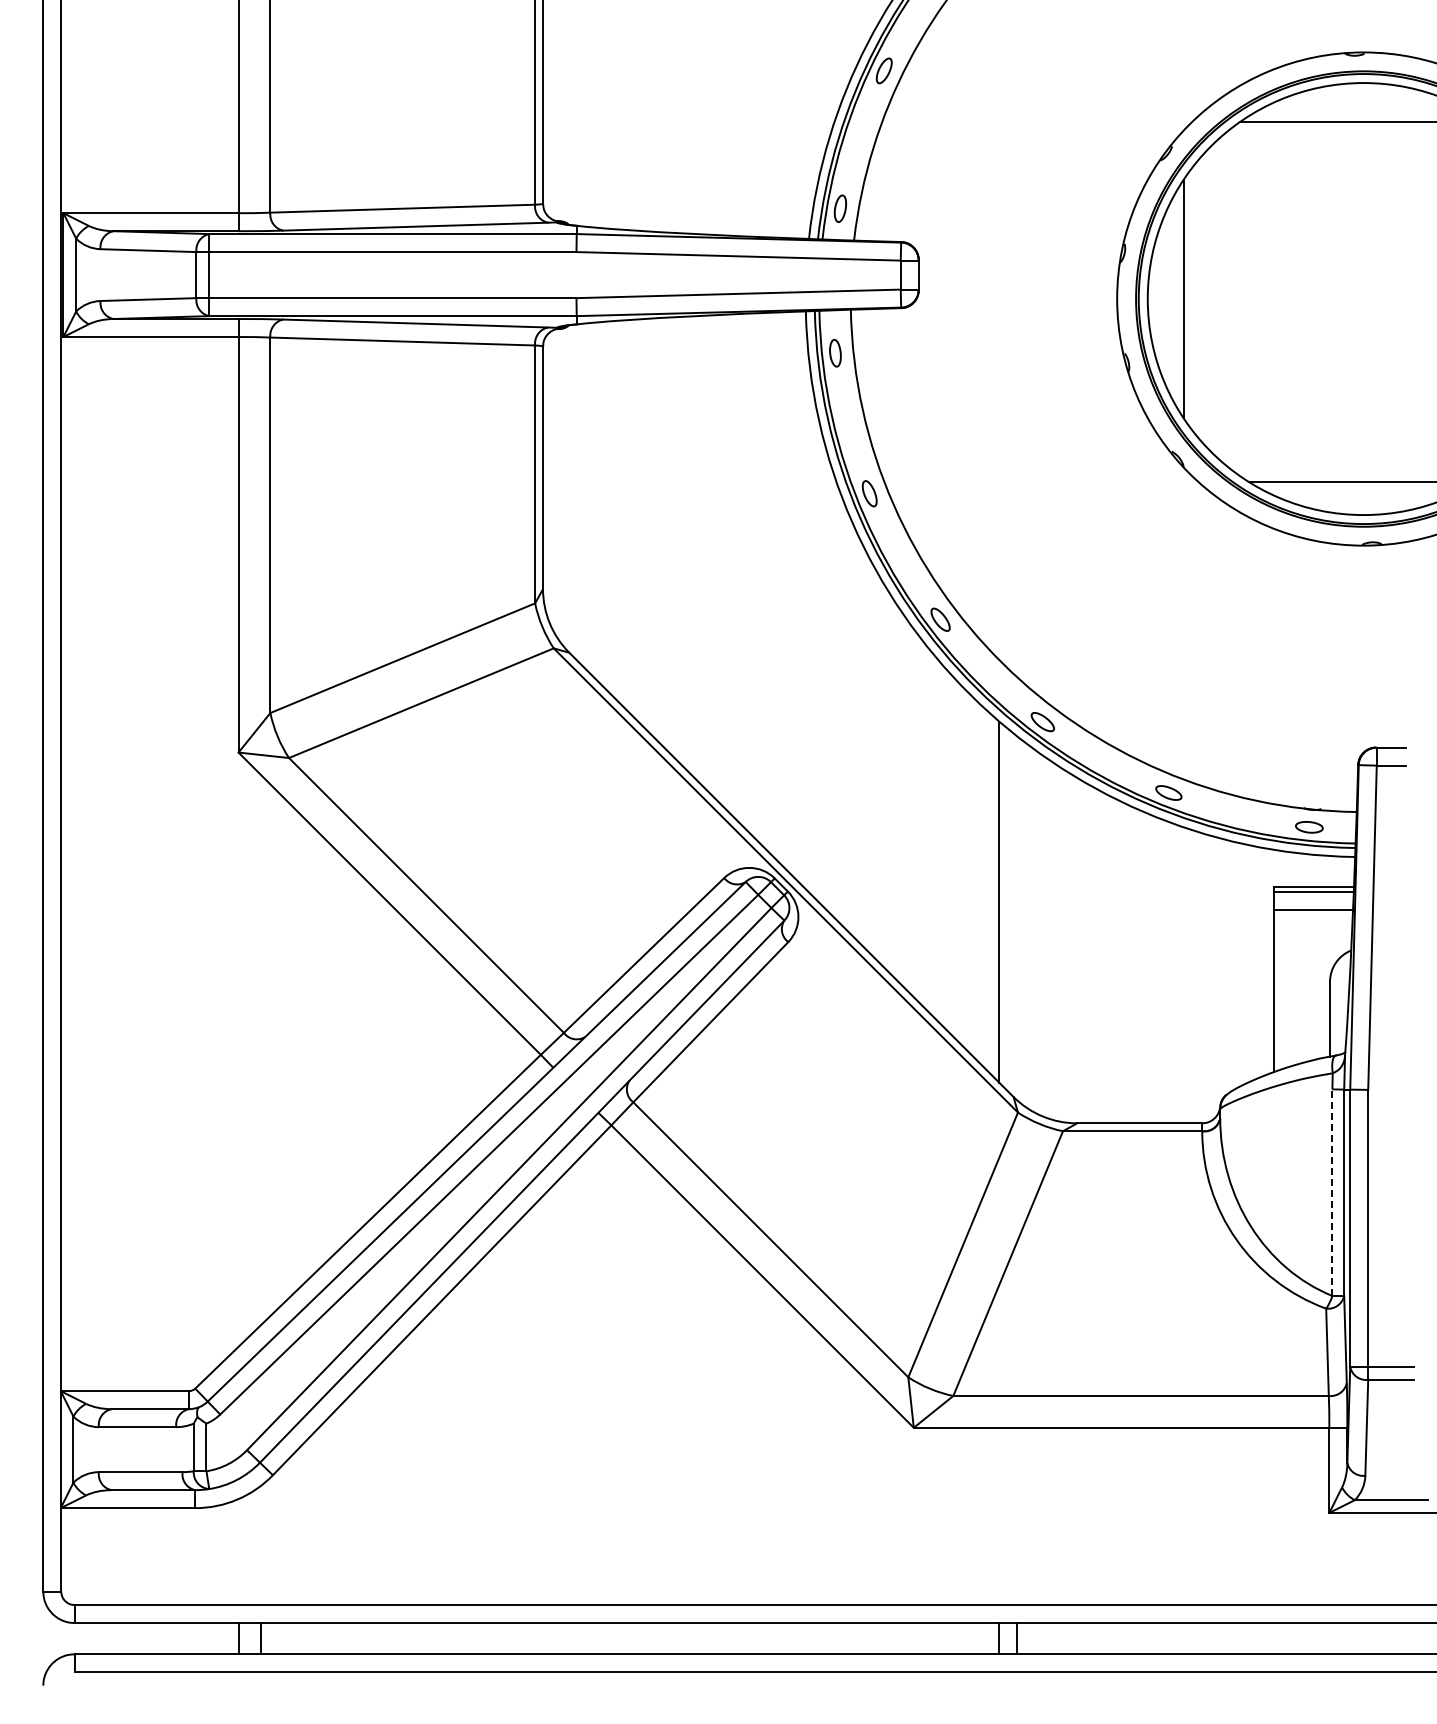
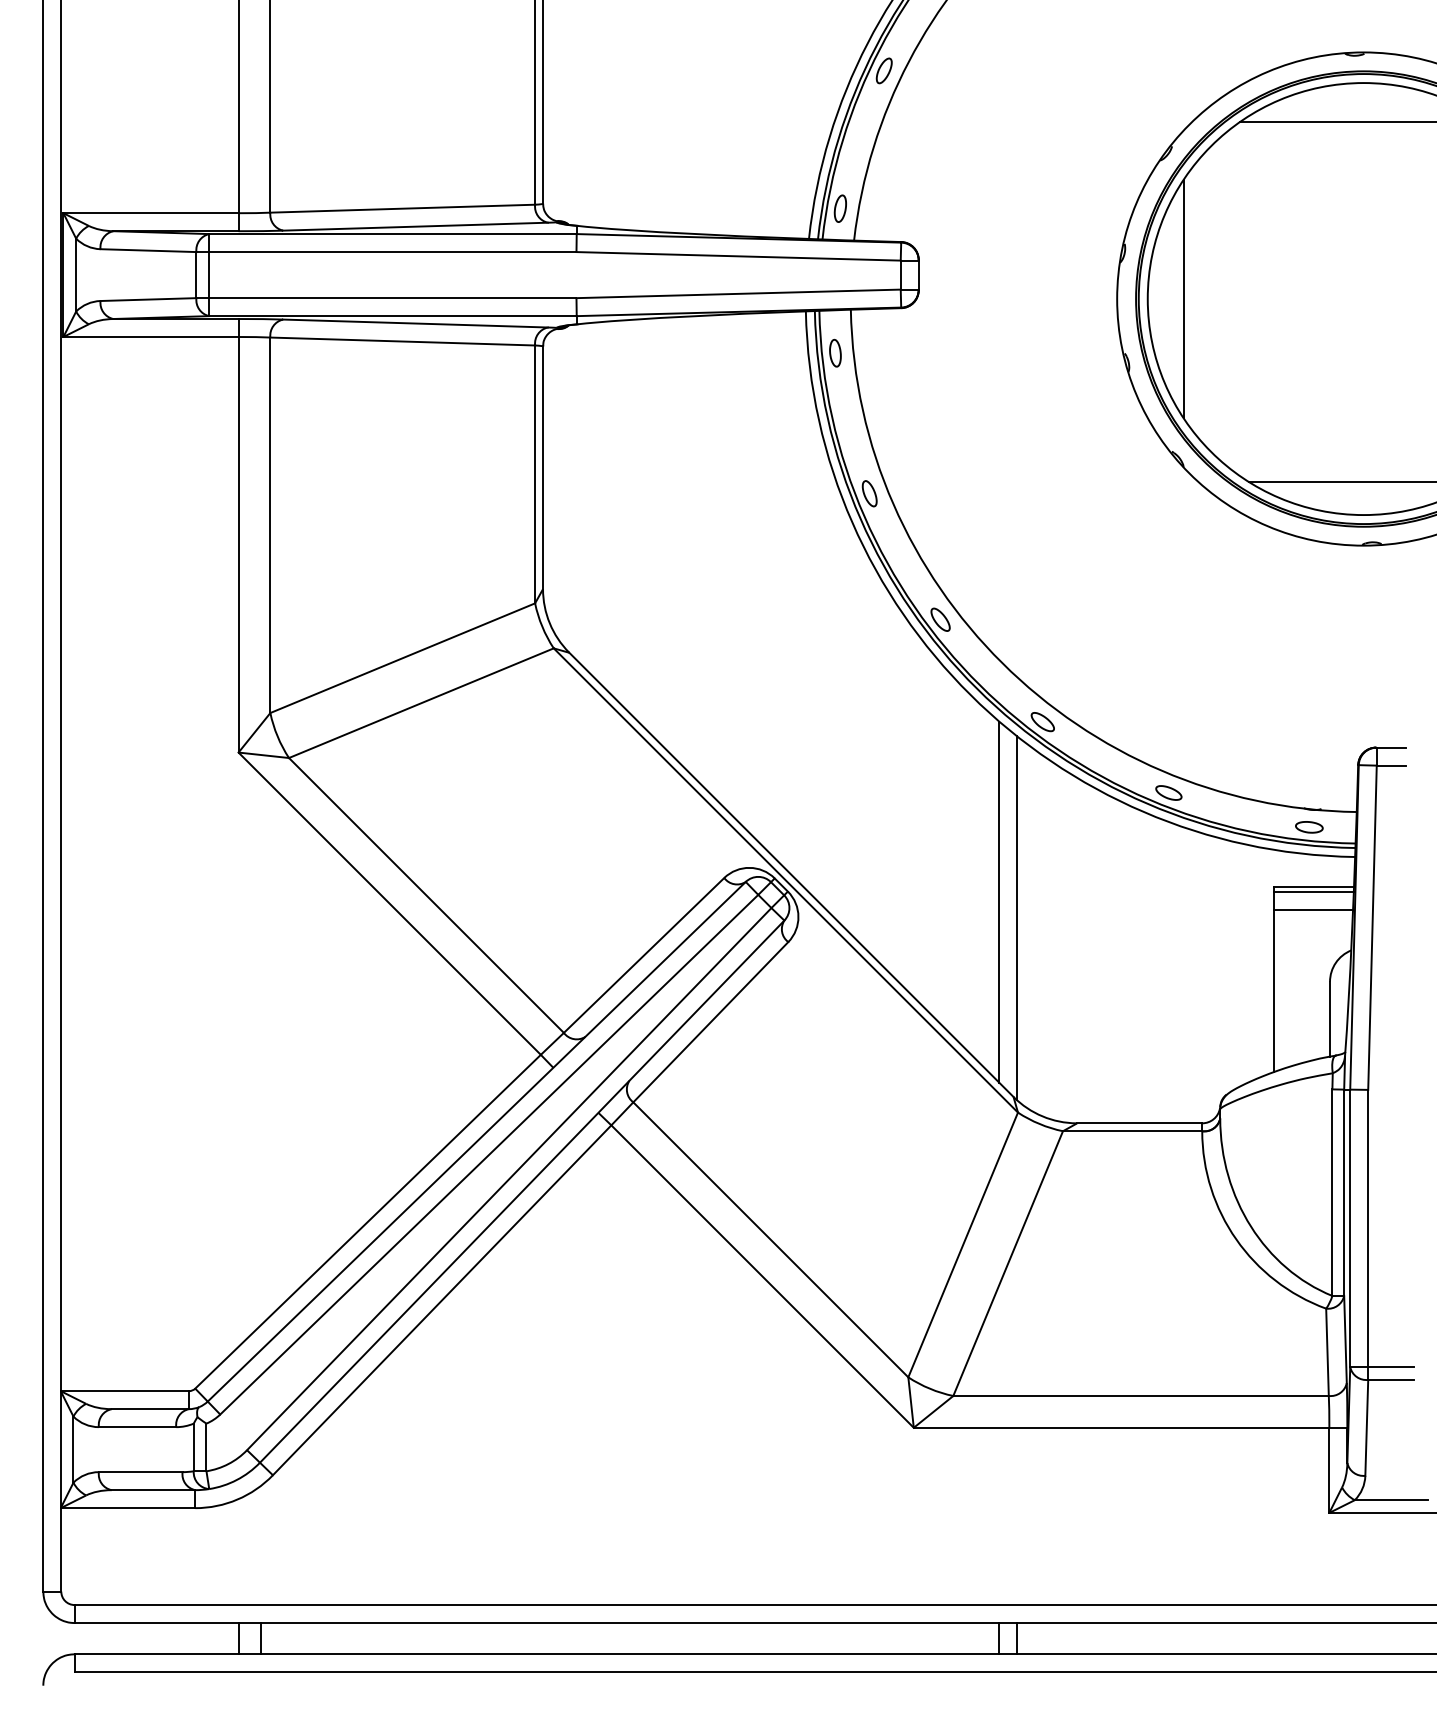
line: none -> present (1017, 918)
line: dashed -> solid (1332, 1192)
